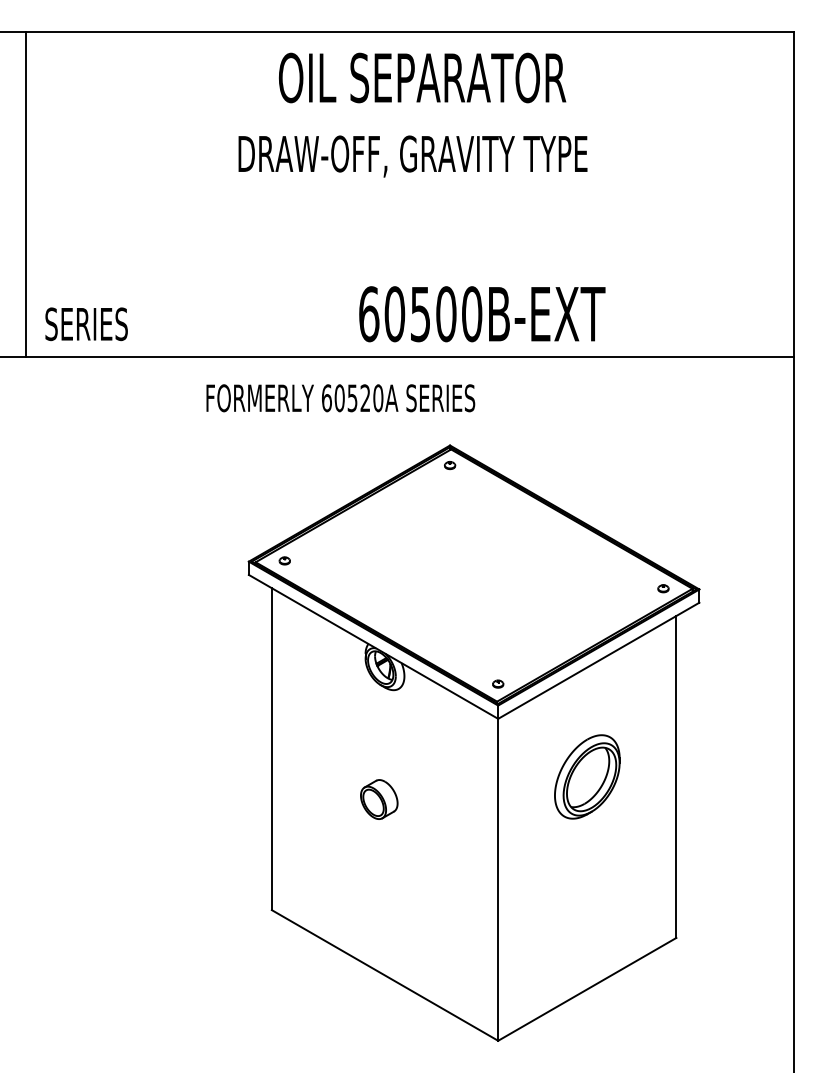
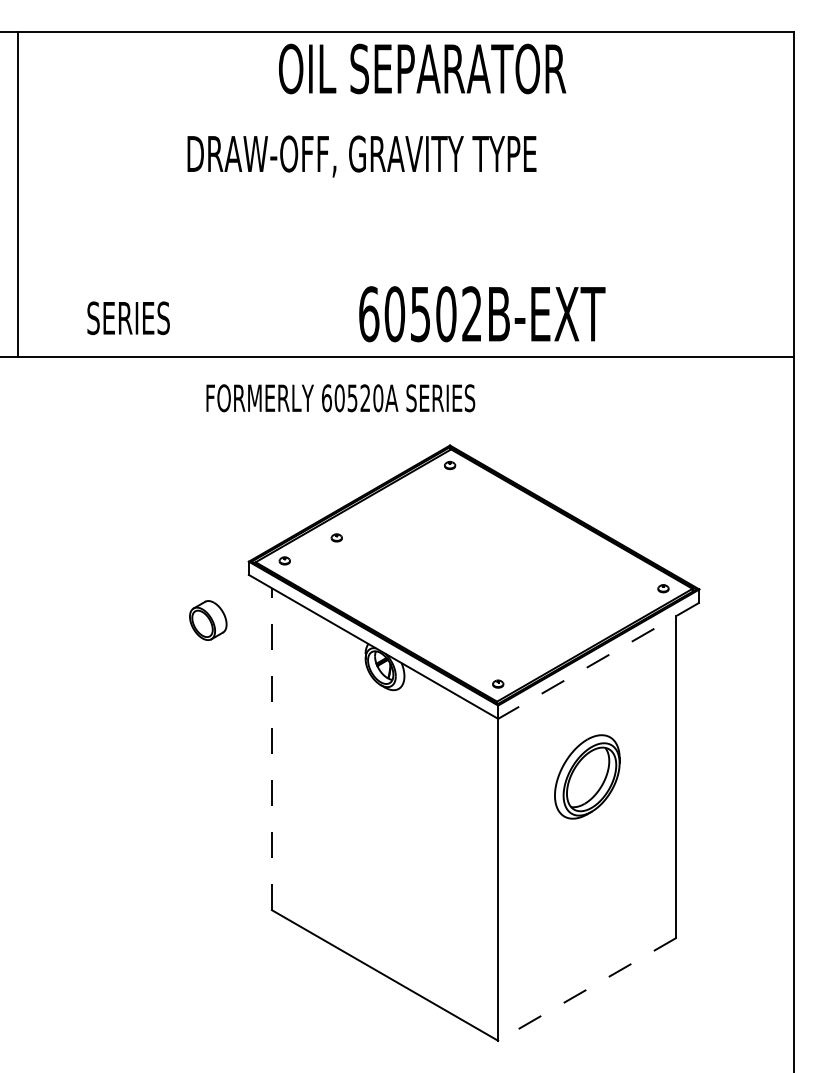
text position: (422, 77) -> (422, 68) (422, 68)
text position: (412, 156) -> (361, 156) (361, 156)
line position: (26, 194) -> (18, 194) (18, 194)
text: 60500B-EXT -> 60502B-EXT (472, 314)
text position: (86, 324) -> (128, 318) (128, 318)
part: none -> present (336, 537)
line: solid -> dashed (598, 661)
line: solid -> dashed (271, 749)
part position: (379, 799) -> (208, 620) (208, 620)
line: solid -> dashed (587, 989)
